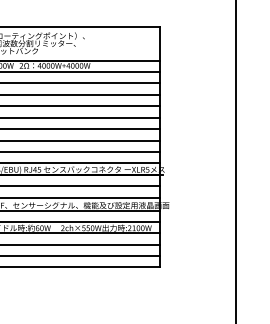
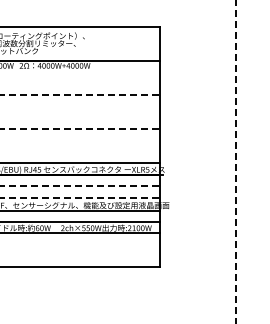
line: present -> none (81, 71)
line: present -> none (81, 83)
line: solid -> dashed (80, 95)
line: present -> none (81, 106)
line: present -> none (81, 117)
line: solid -> dashed (80, 129)
line: present -> none (81, 140)
line: present -> none (81, 151)
line: solid -> dashed (236, 162)
line: solid -> dashed (80, 186)
line: solid -> dashed (80, 198)
line: present -> none (81, 244)
line: present -> none (81, 256)
